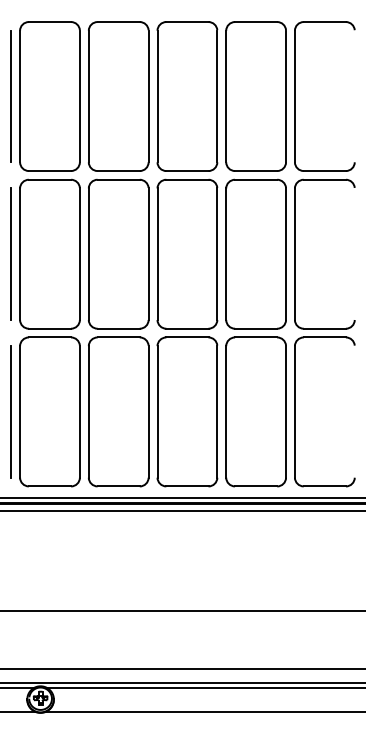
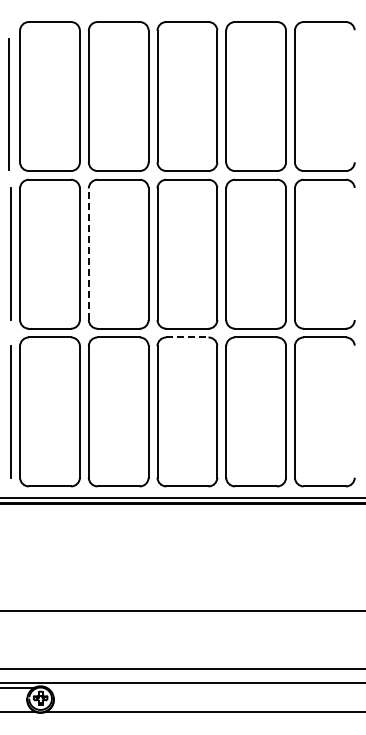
line position: (10, 96) -> (8, 104) (8, 104)
line: solid -> dashed (88, 254)
line: solid -> dashed (187, 337)
line: present -> none (182, 510)
line: present -> none (204, 687)
